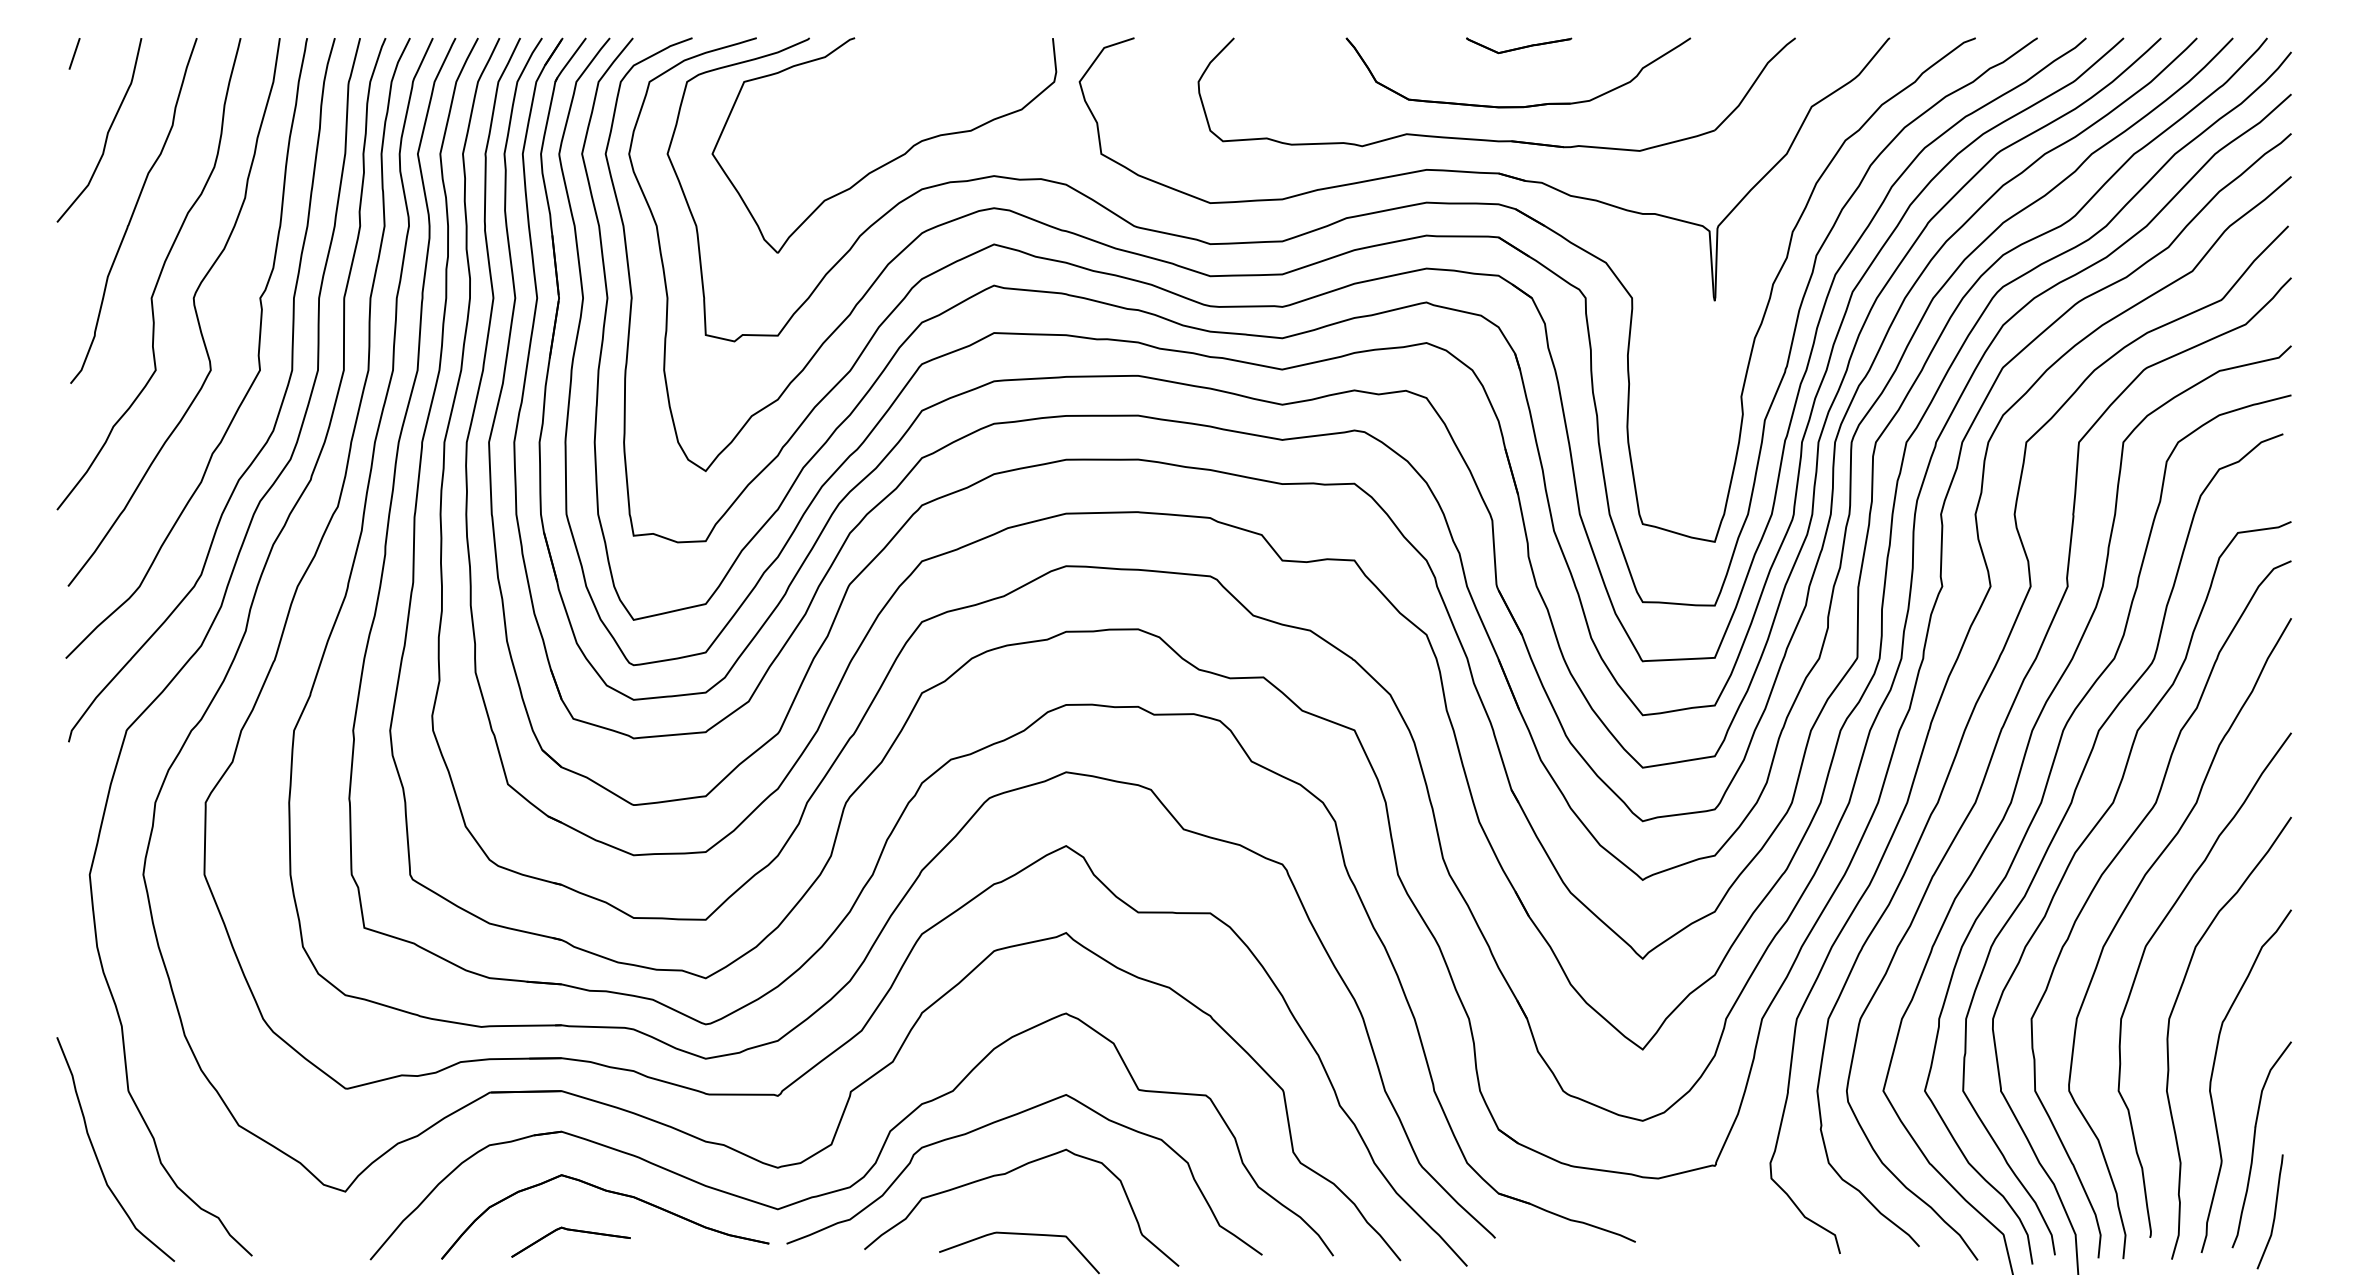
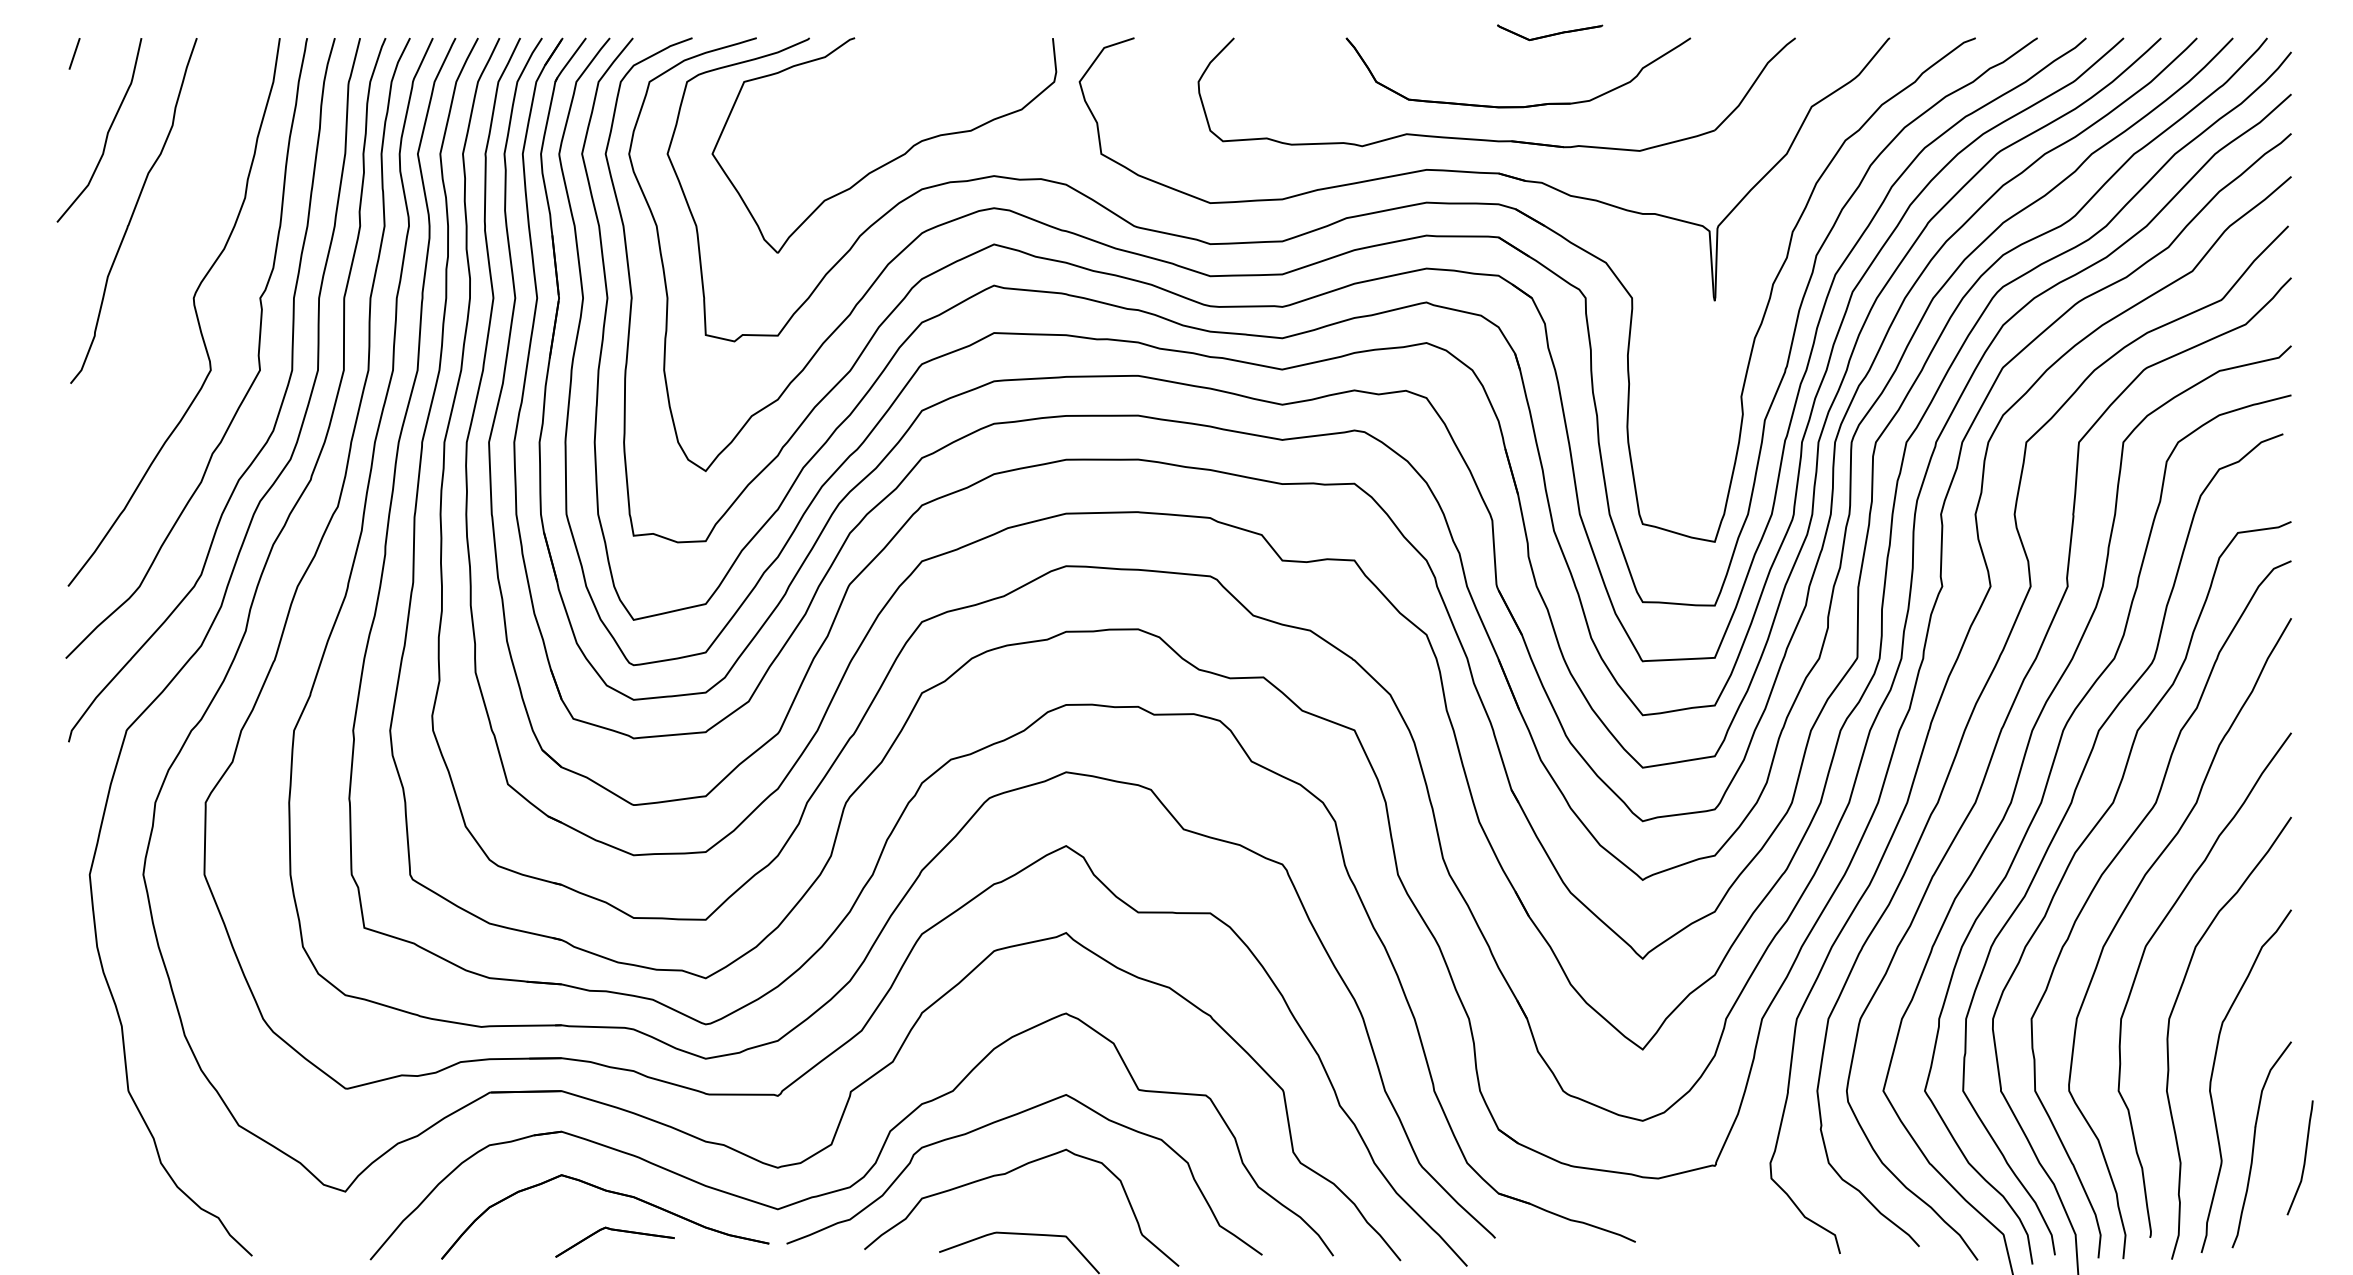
part position: (1519, 45) -> (1550, 32) (1550, 32)
curve: present -> none (157, 278)
curve: present -> none (98, 1158)
curve position: (2274, 1211) -> (2304, 1157) (2304, 1157)
part position: (572, 1231) -> (616, 1231) (616, 1231)
